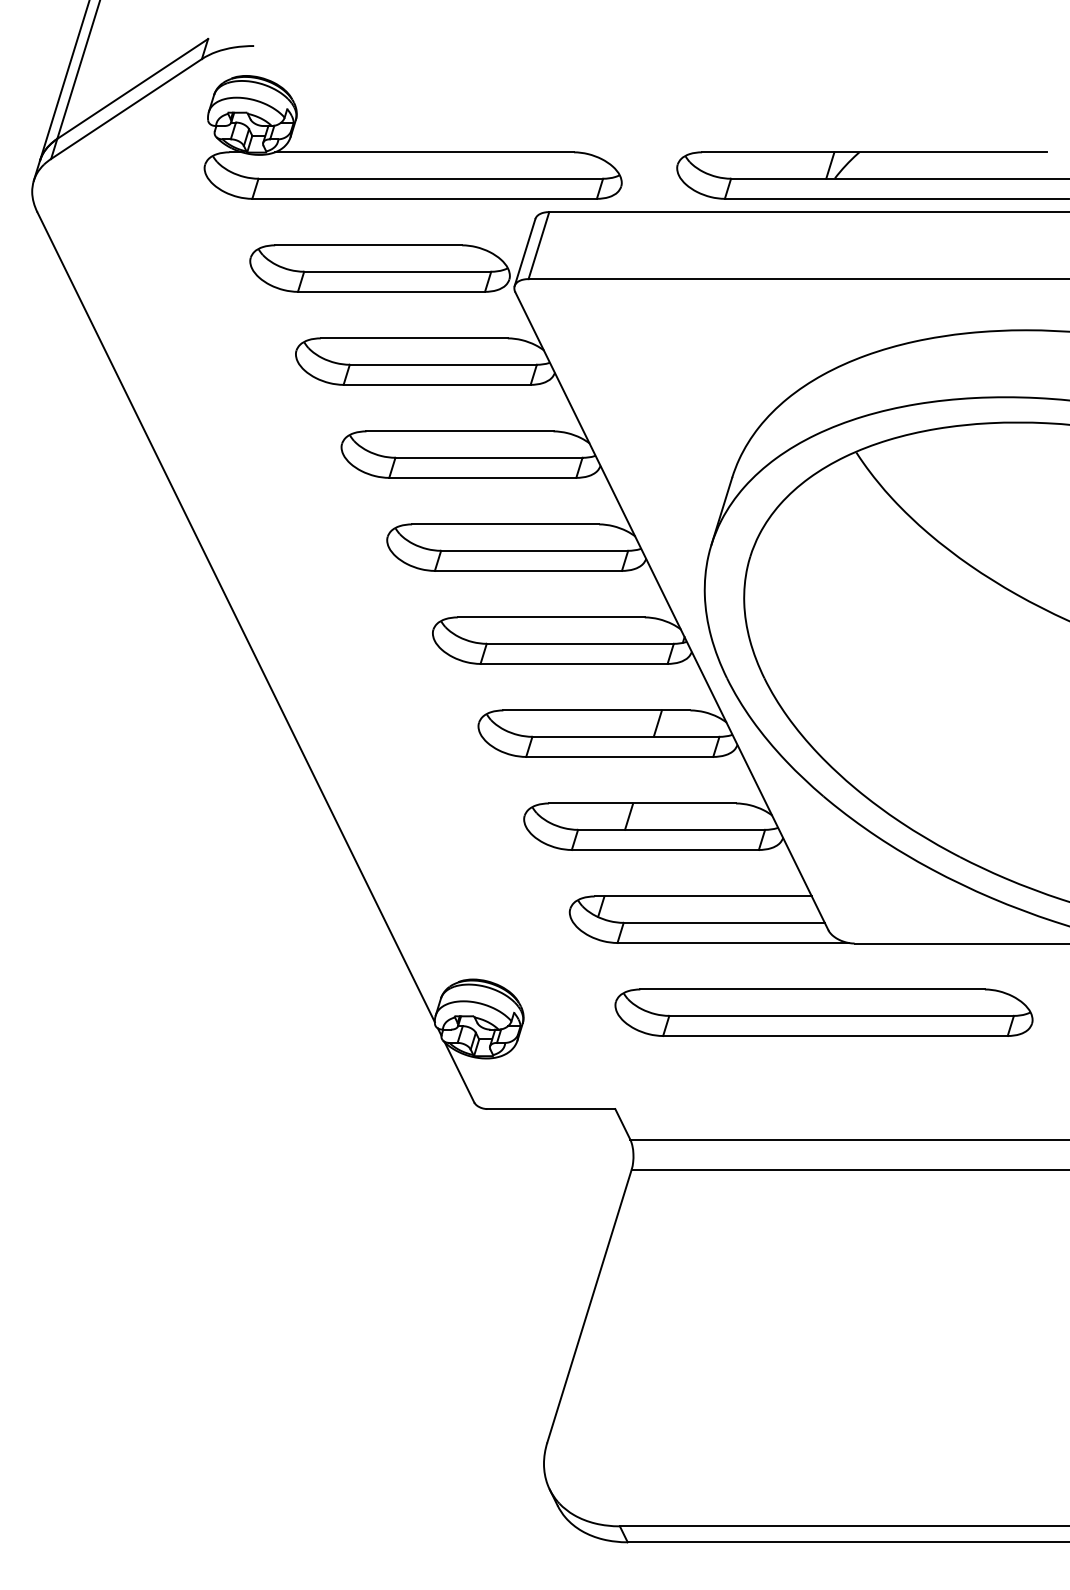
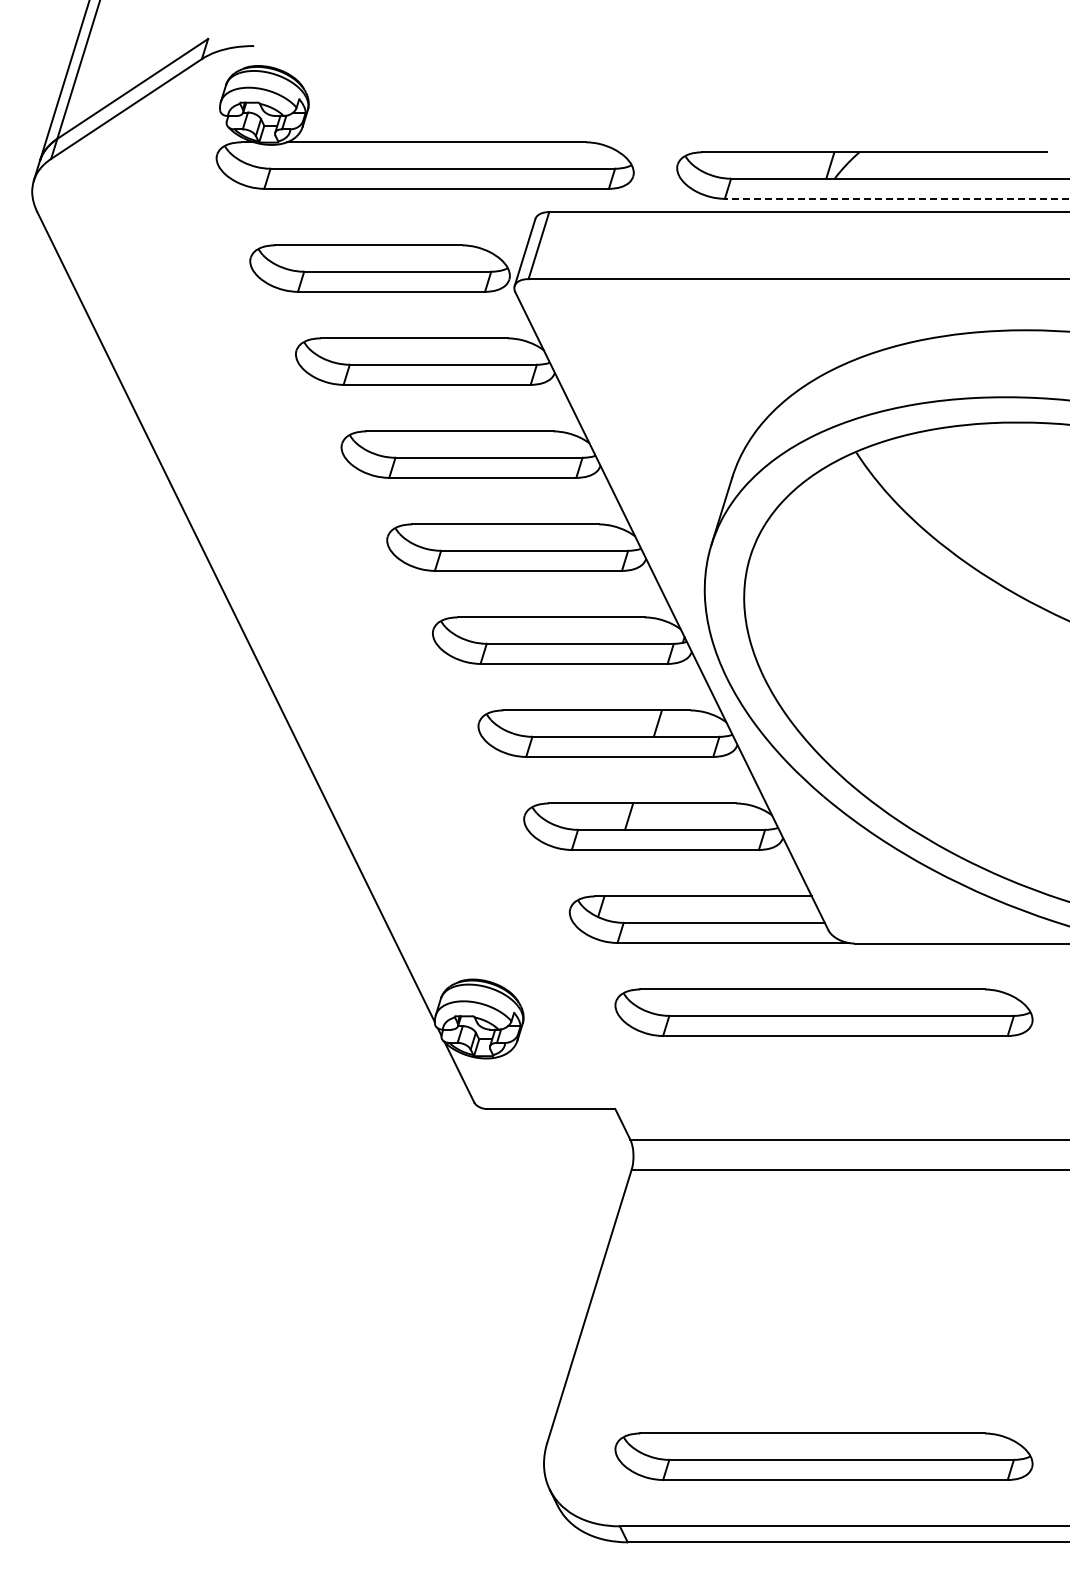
part position: (412, 151) -> (424, 141) (424, 141)
line: solid -> dashed (896, 198)
part: none -> present (823, 1456)
